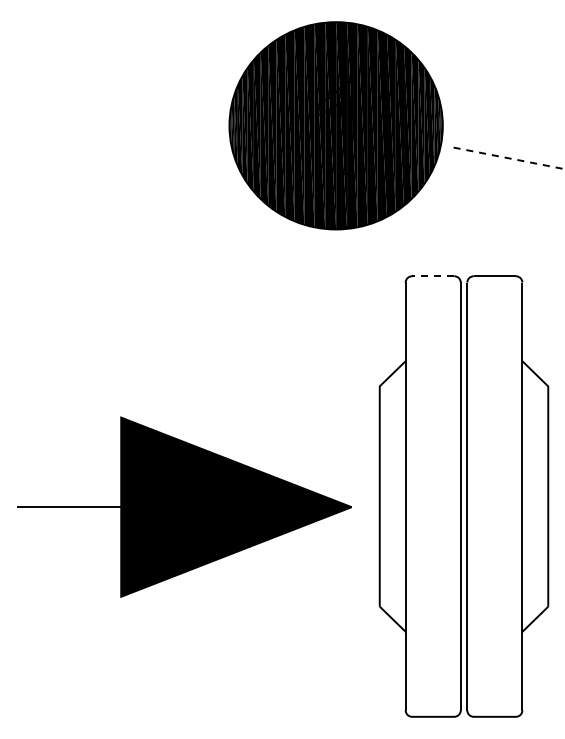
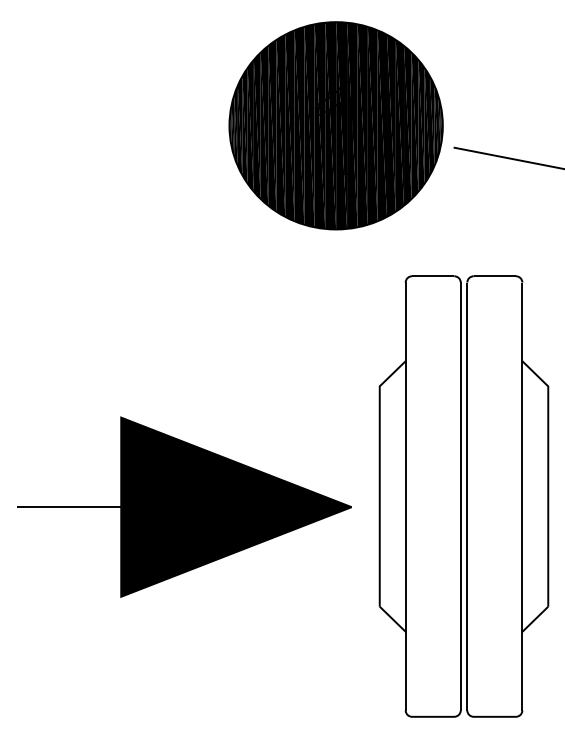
line: dashed -> solid (509, 158)
line: dashed -> solid (432, 276)
